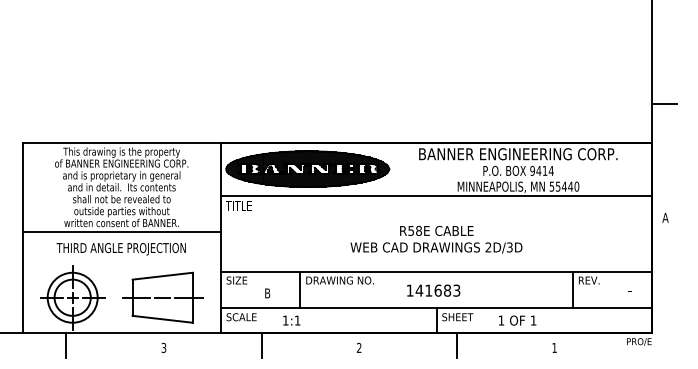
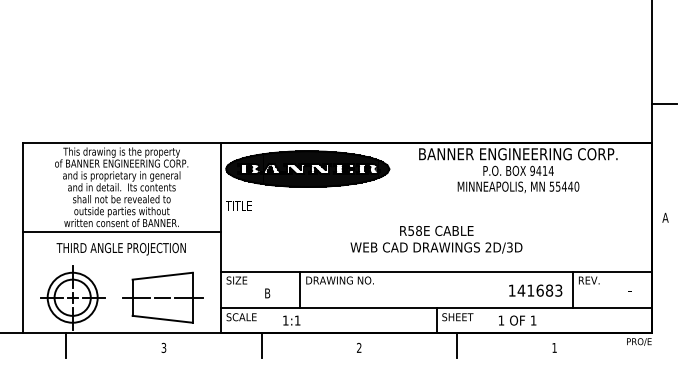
line: present -> none (436, 196)
text position: (433, 290) -> (535, 290) (535, 290)
